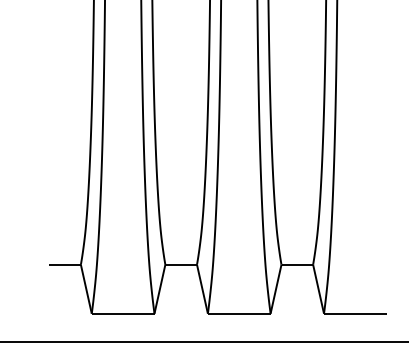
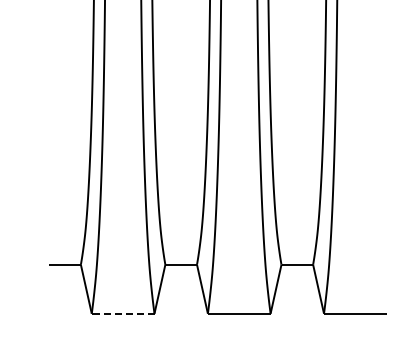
line: solid -> dashed (123, 313)
line: present -> none (203, 341)
